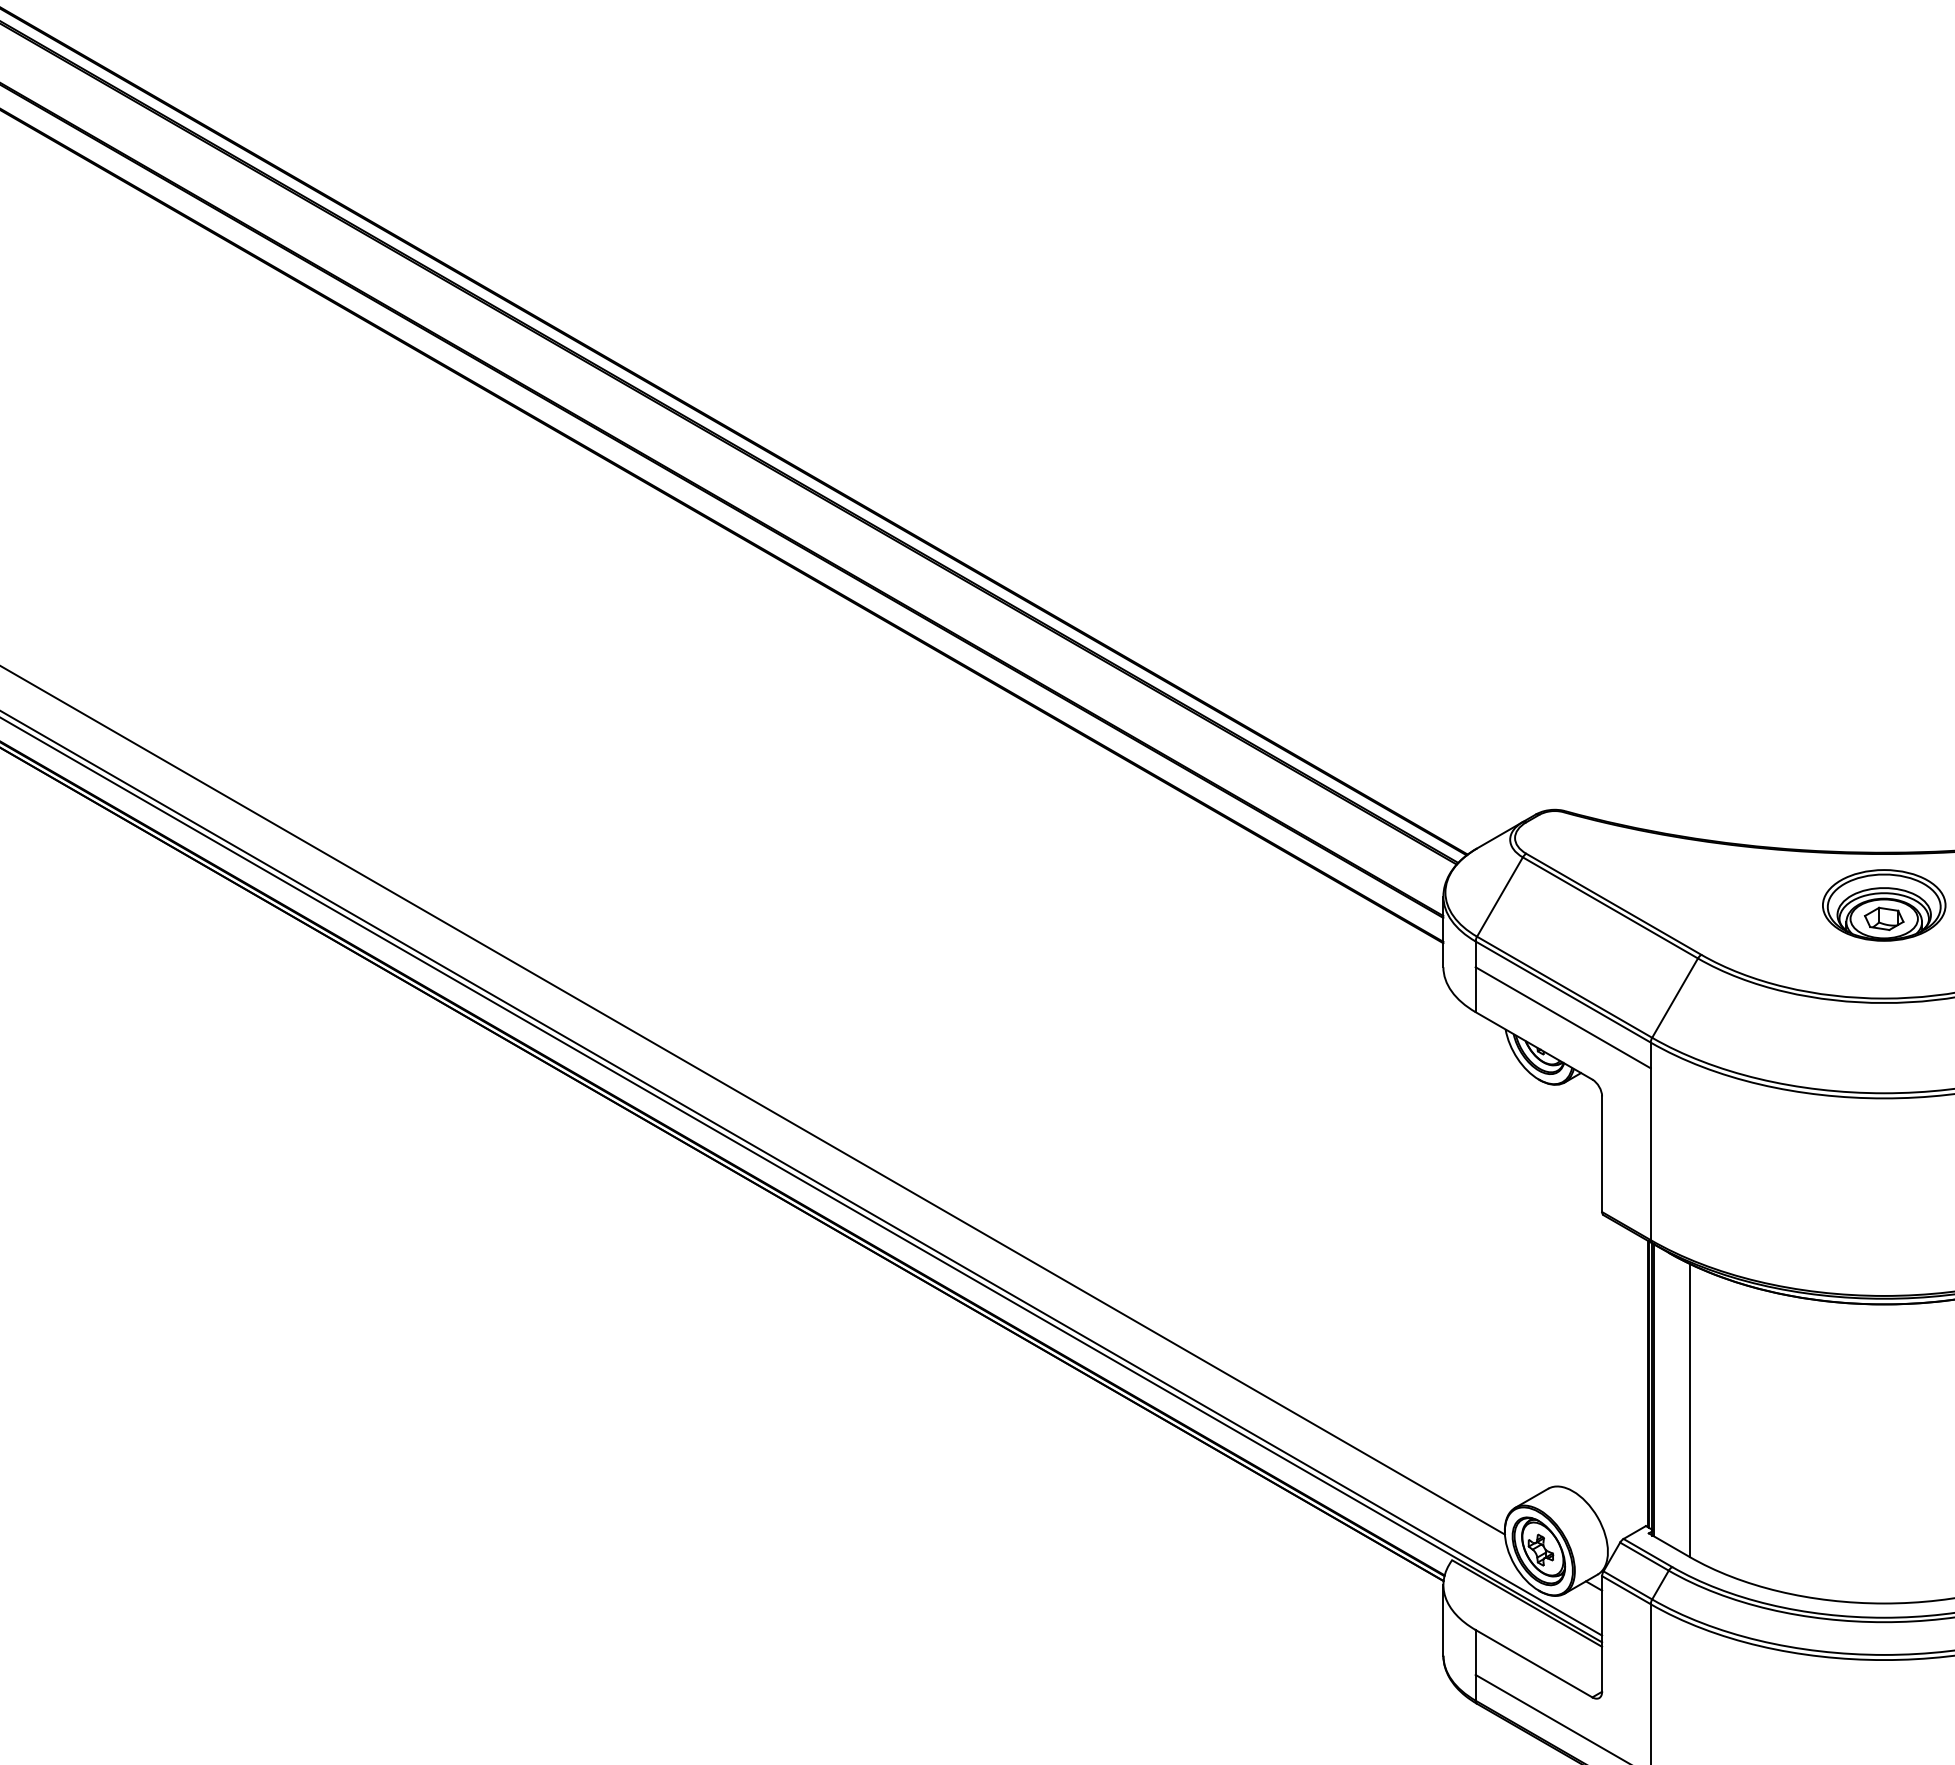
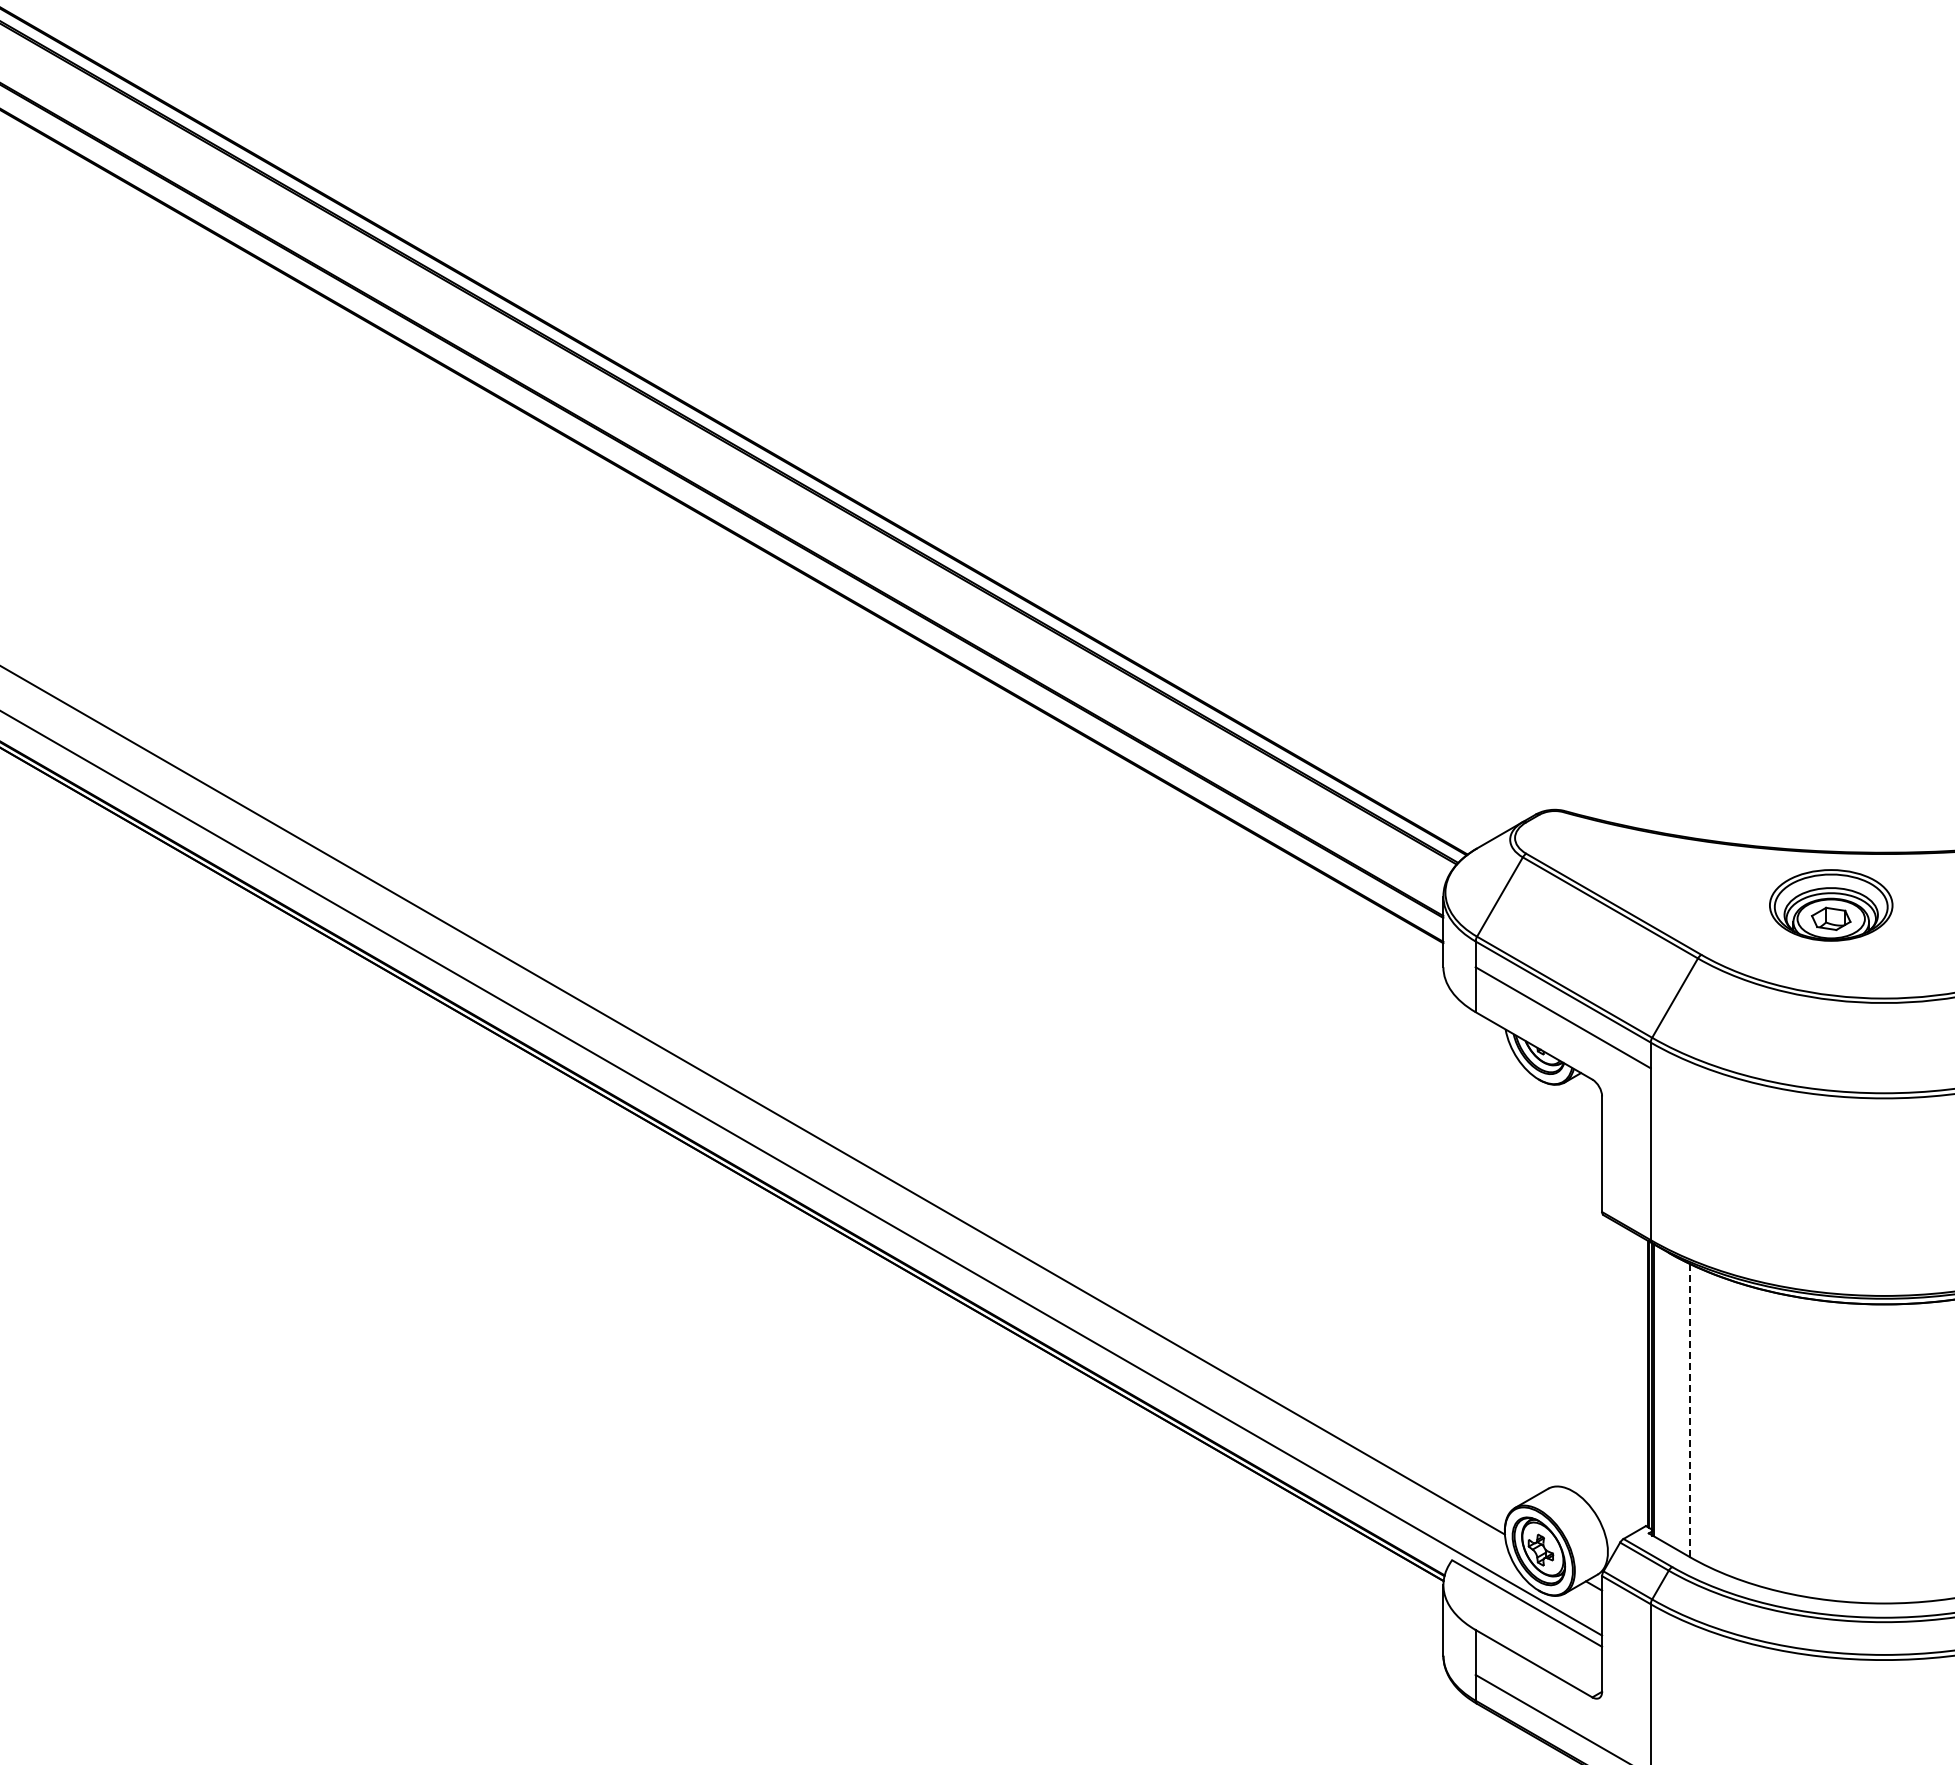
part position: (1884, 905) -> (1831, 905) (1831, 905)
line: present -> none (802, 1180)
line: solid -> dashed (1689, 1410)
